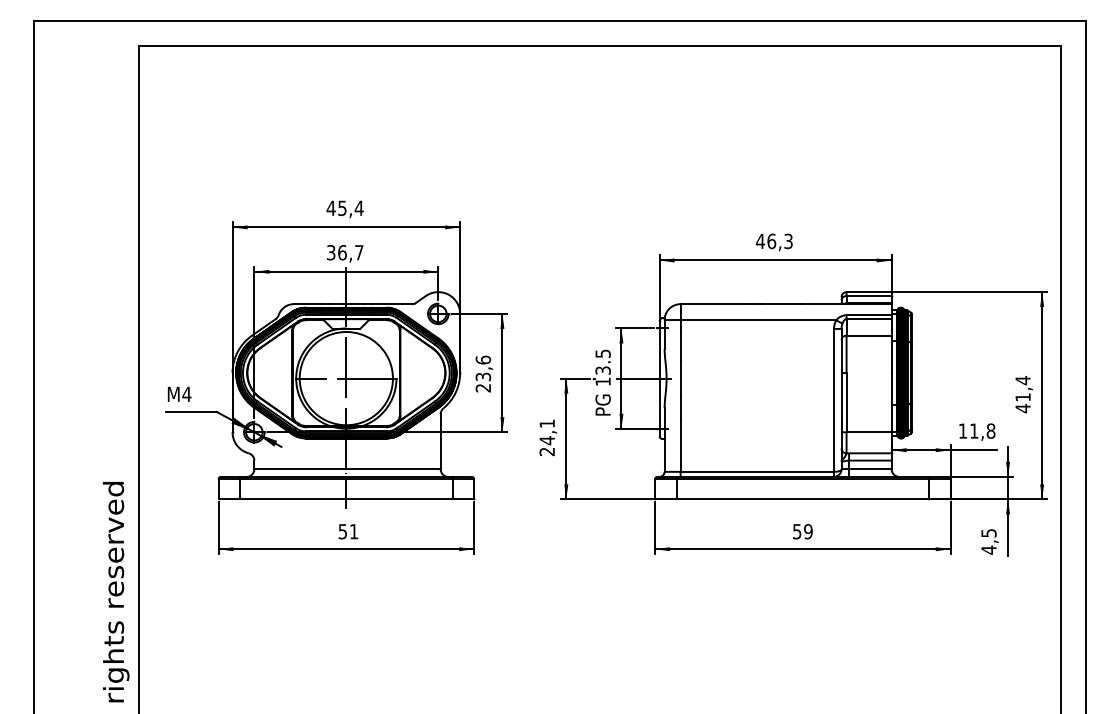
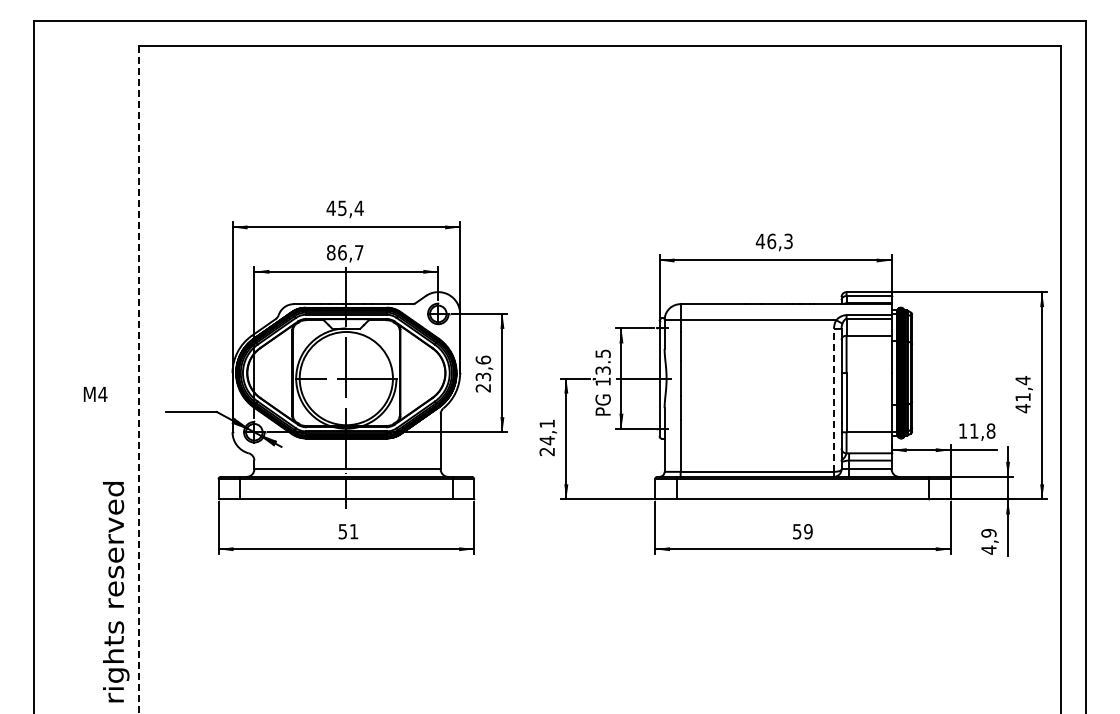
text: 36,7 -> 86,7 (330, 252)
line: solid -> dashed (138, 380)
text position: (179, 394) -> (95, 394) (95, 394)
line: solid -> dashed (834, 399)
text: 4,5 -> 4,9 (988, 533)
